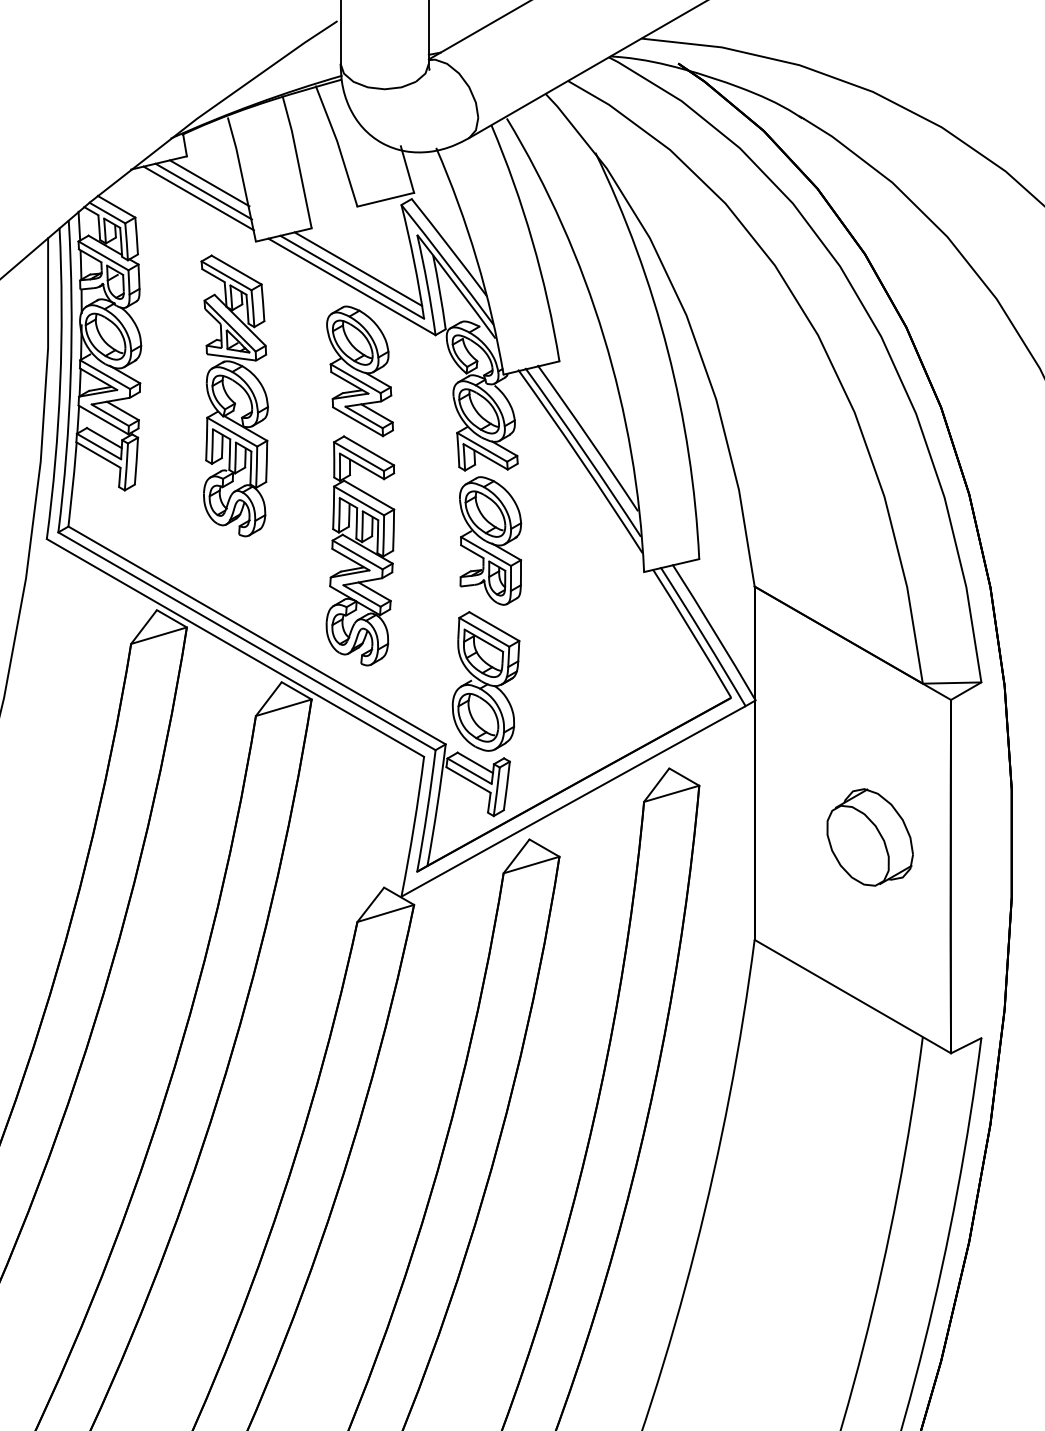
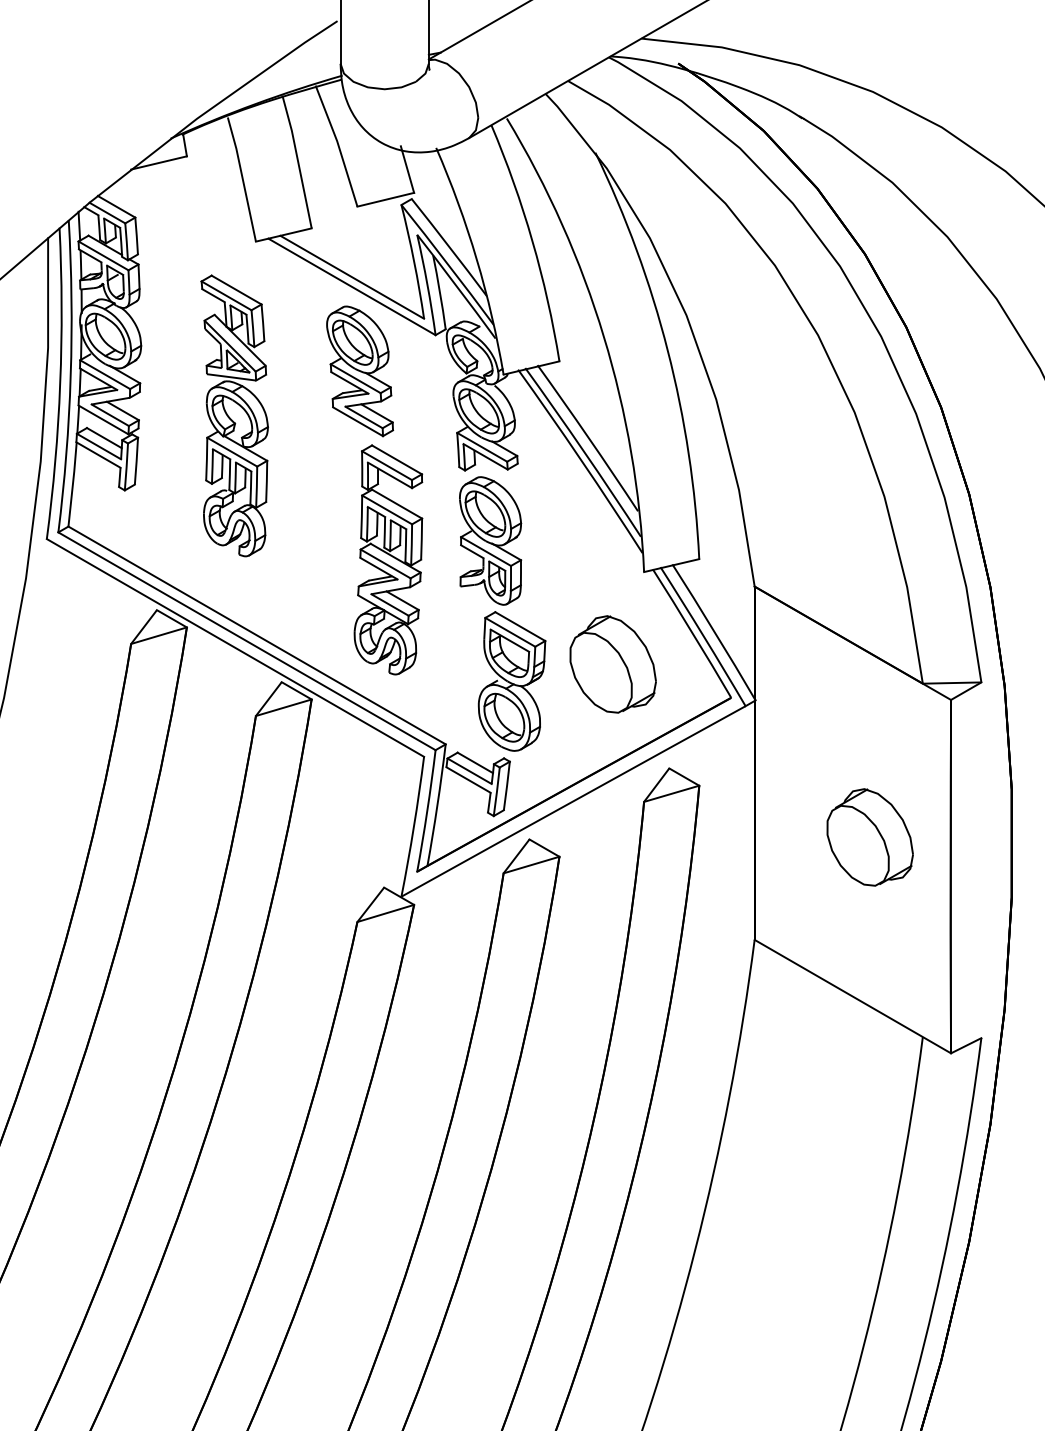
line: present -> none (209, 183)
line: present -> none (203, 191)
line: present -> none (198, 198)
line: present -> none (358, 268)
part position: (234, 395) -> (234, 415) (234, 415)
part position: (360, 550) -> (388, 559) (388, 559)
part: none -> present (612, 664)
part position: (485, 681) -> (511, 681) (511, 681)
